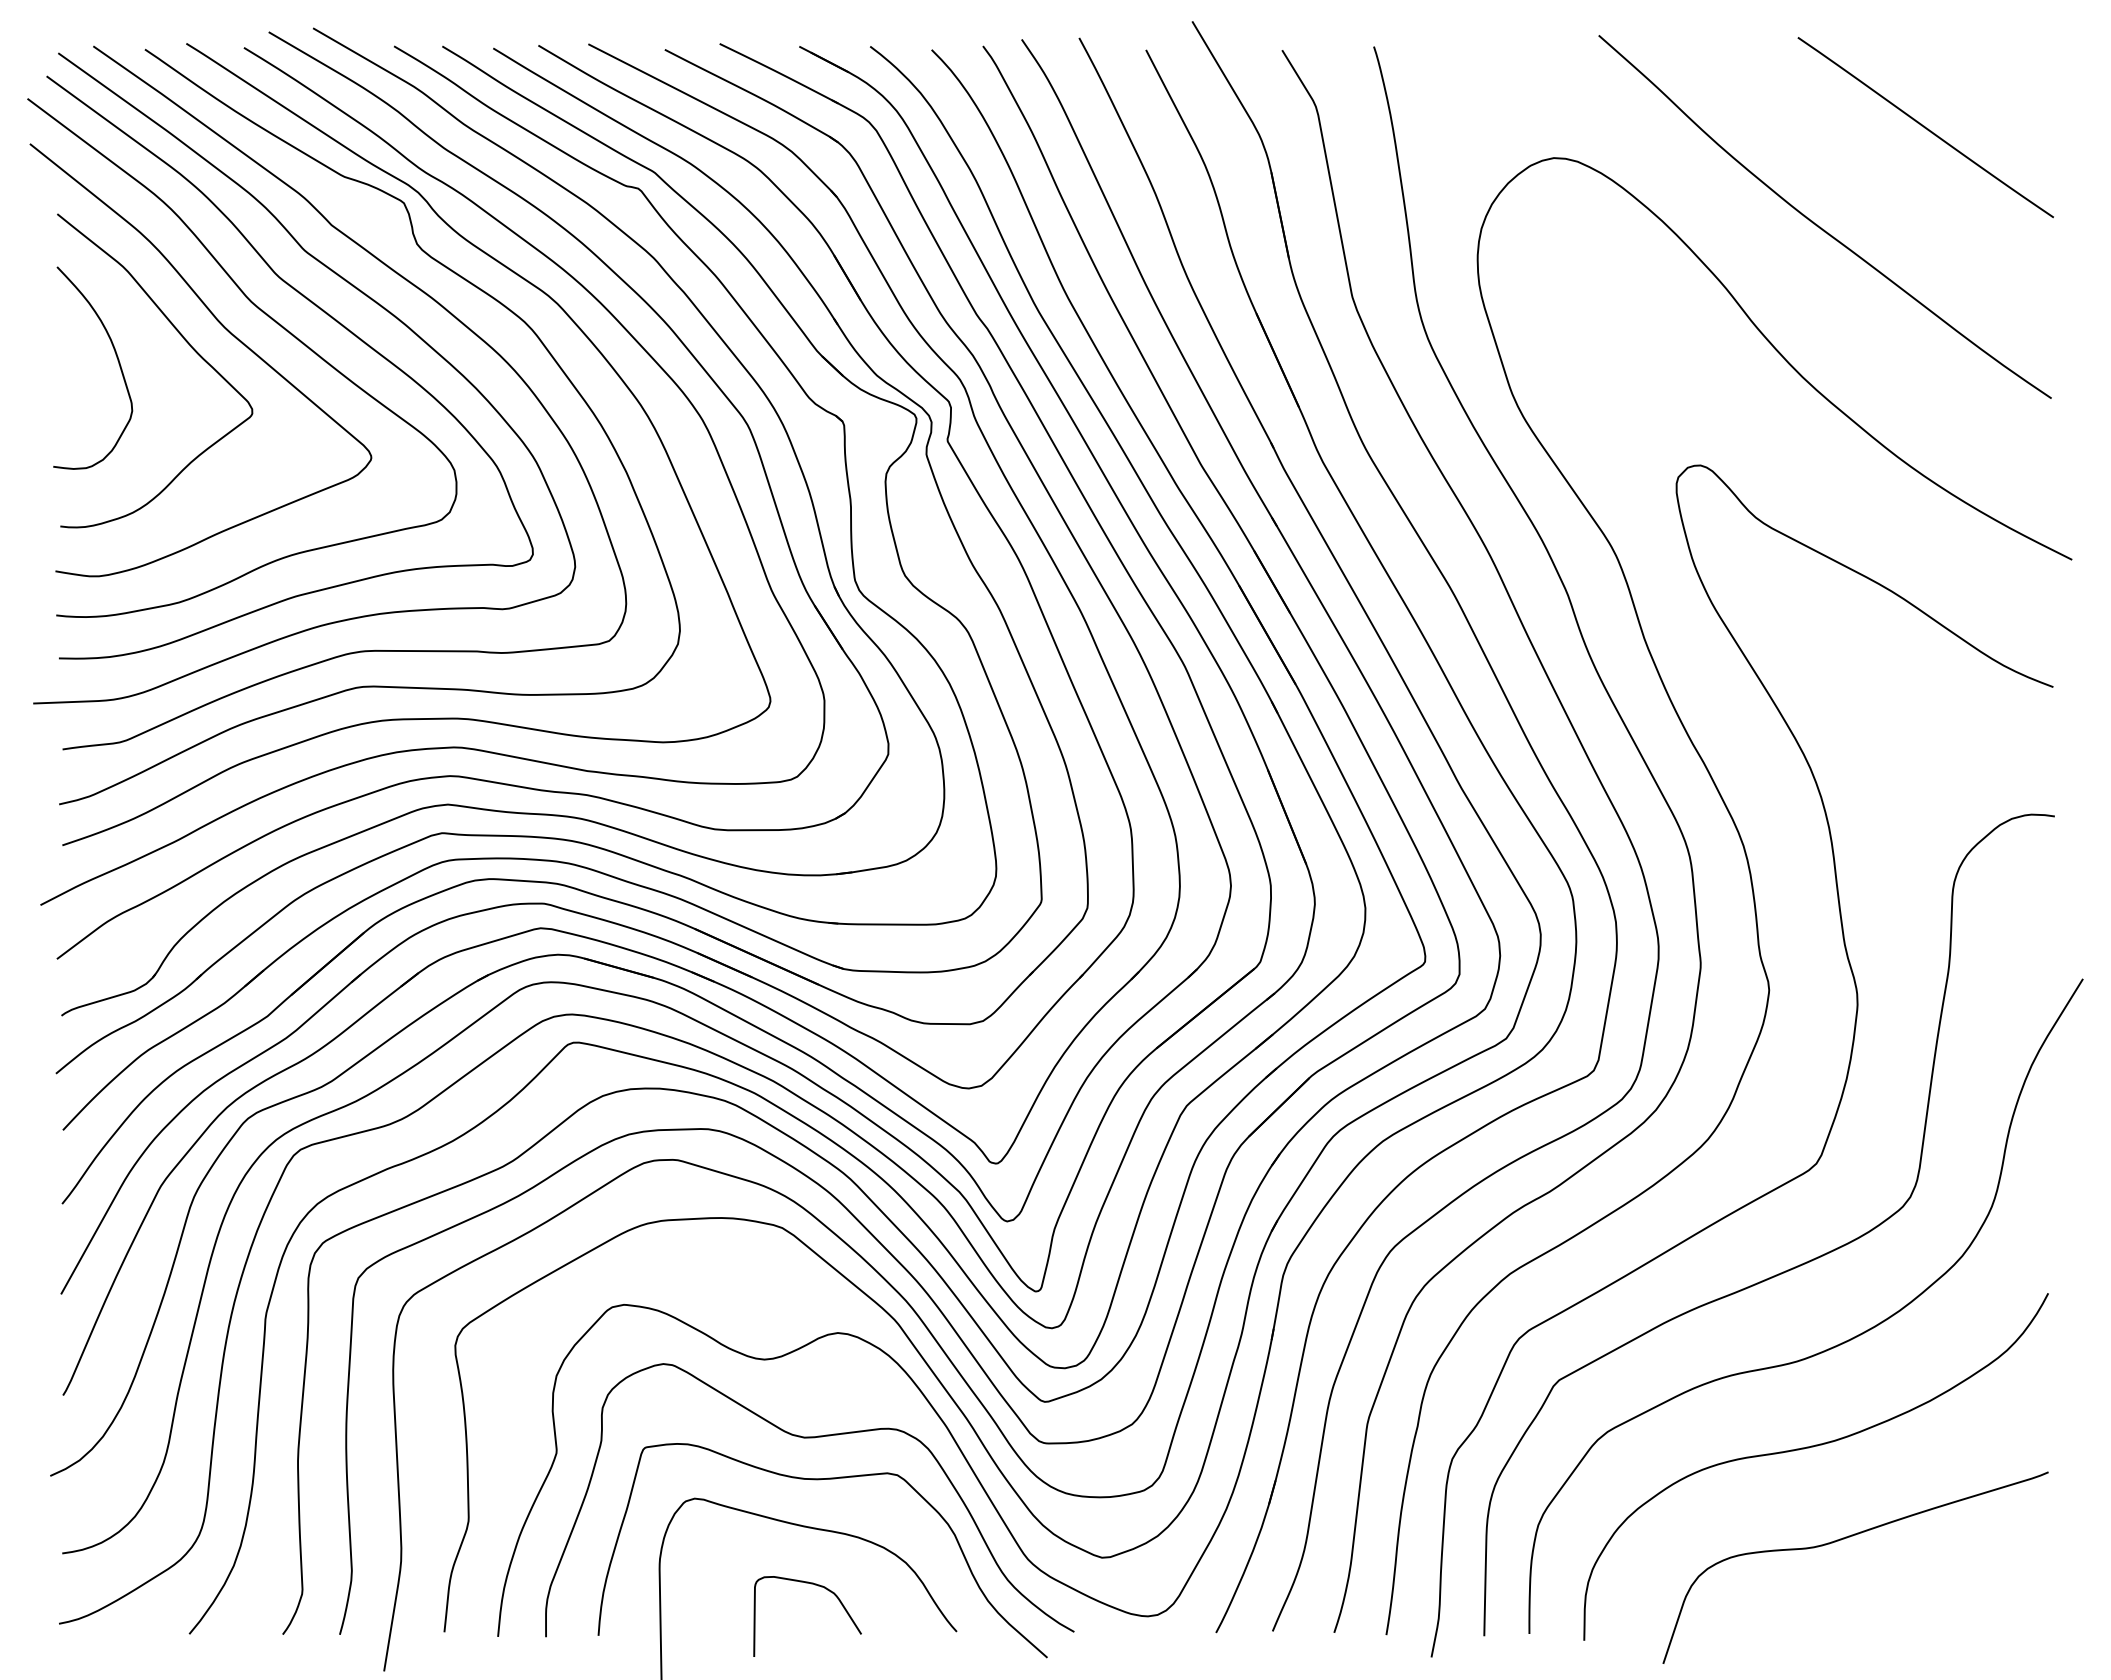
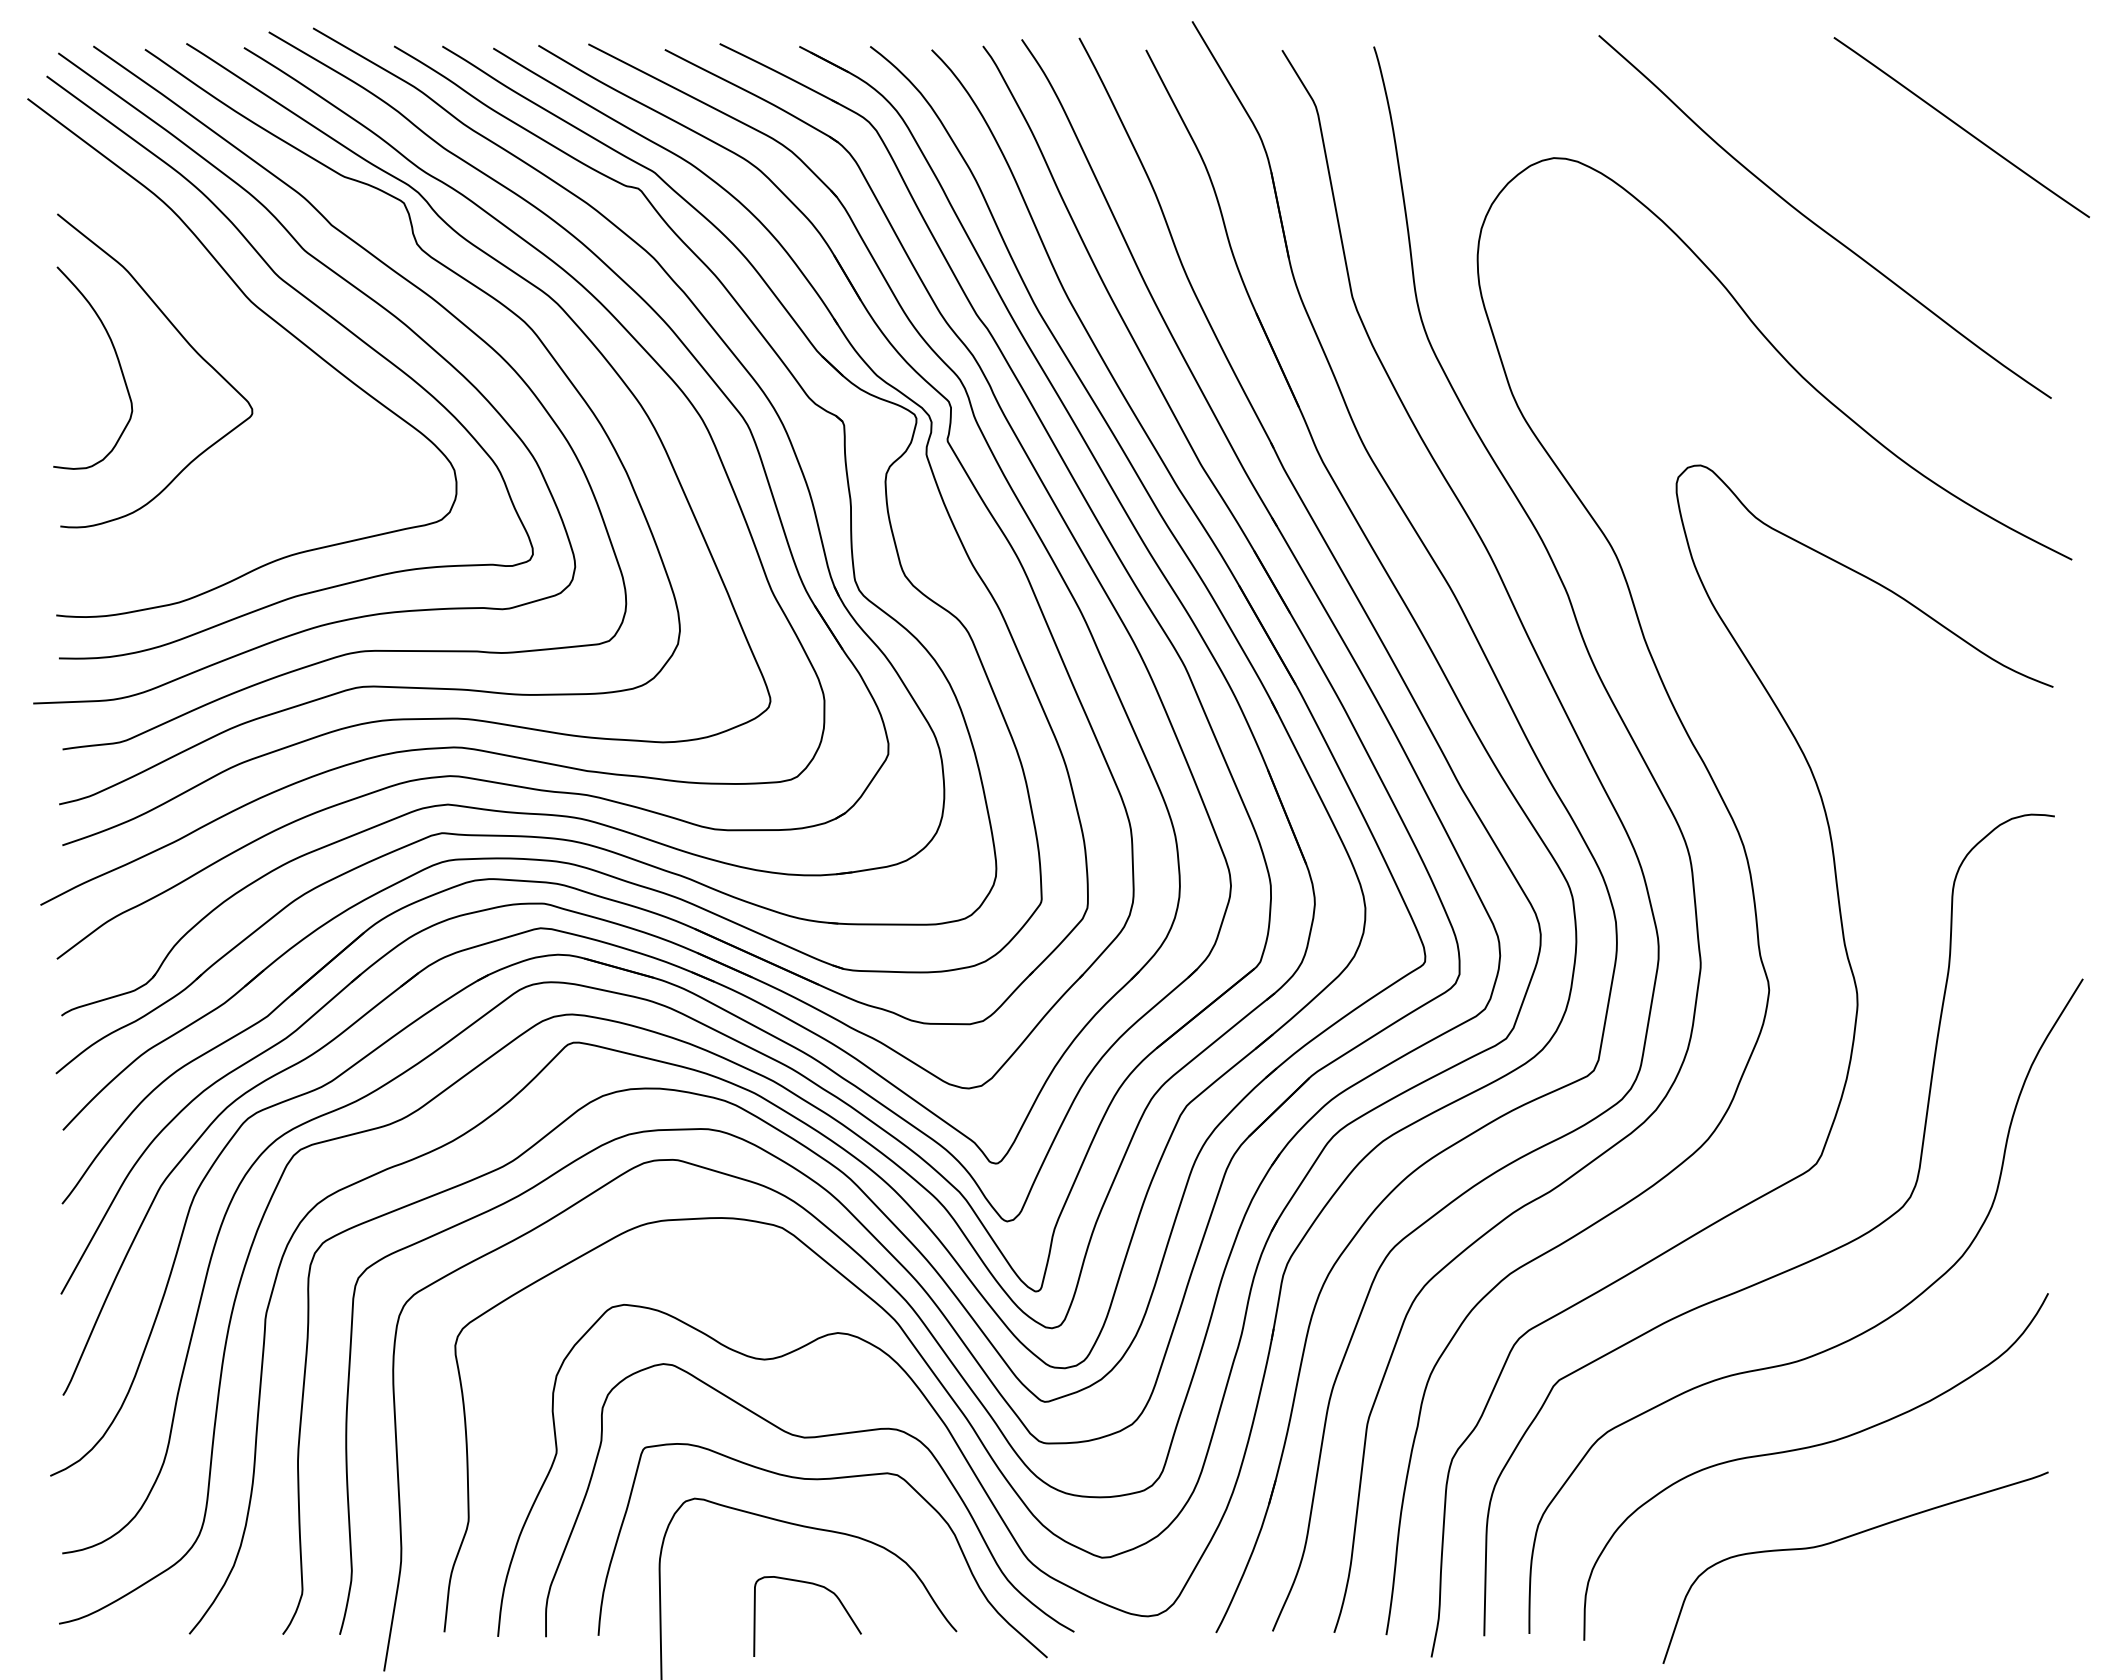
curve position: (1925, 127) -> (1961, 127) (1961, 127)
curve: present -> none (228, 332)
